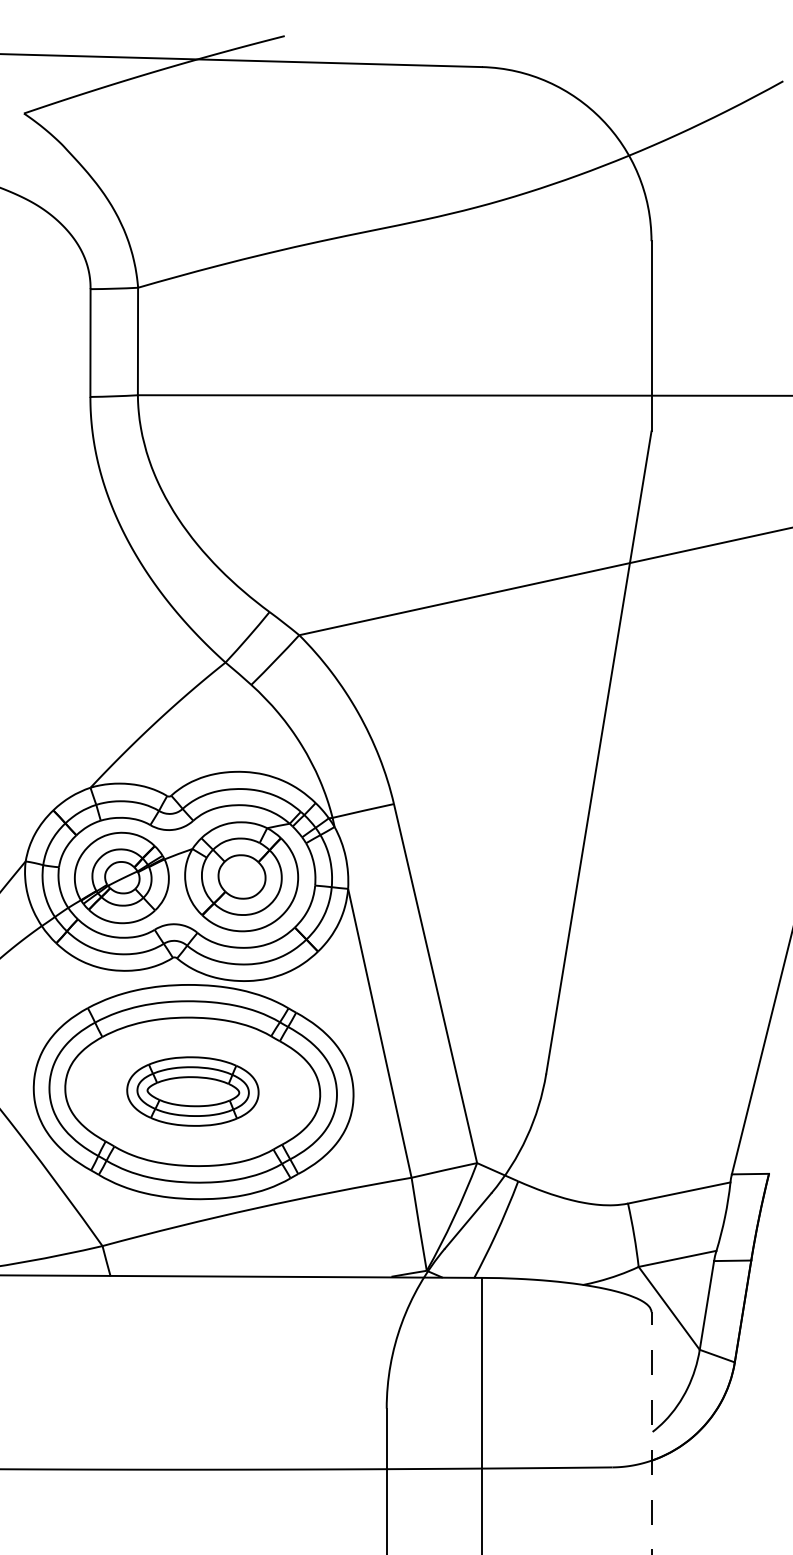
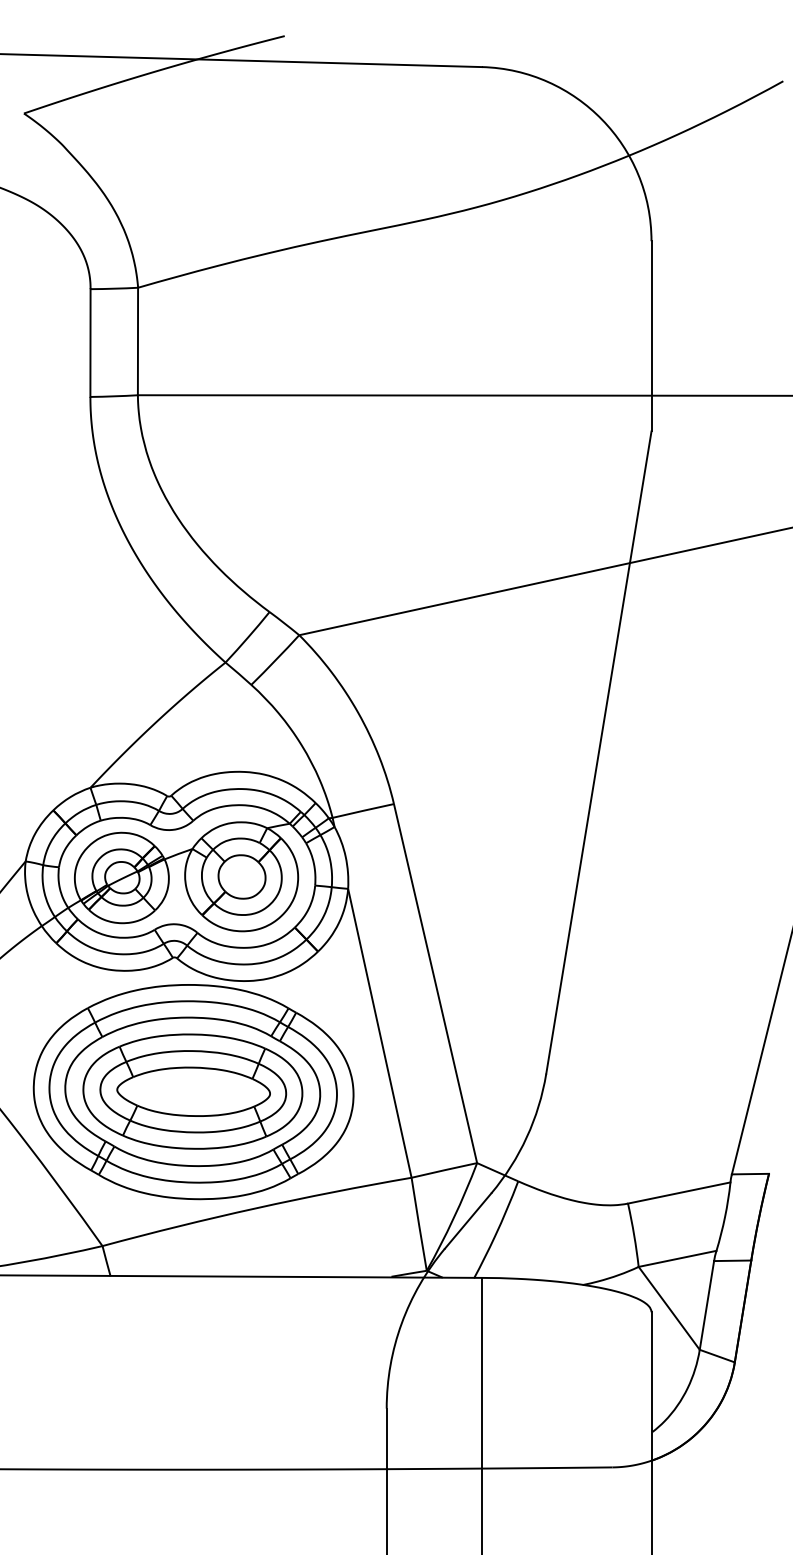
part size: 134x71 px -> 222x117 px (192, 1091)
line: dashed -> solid (651, 1433)
